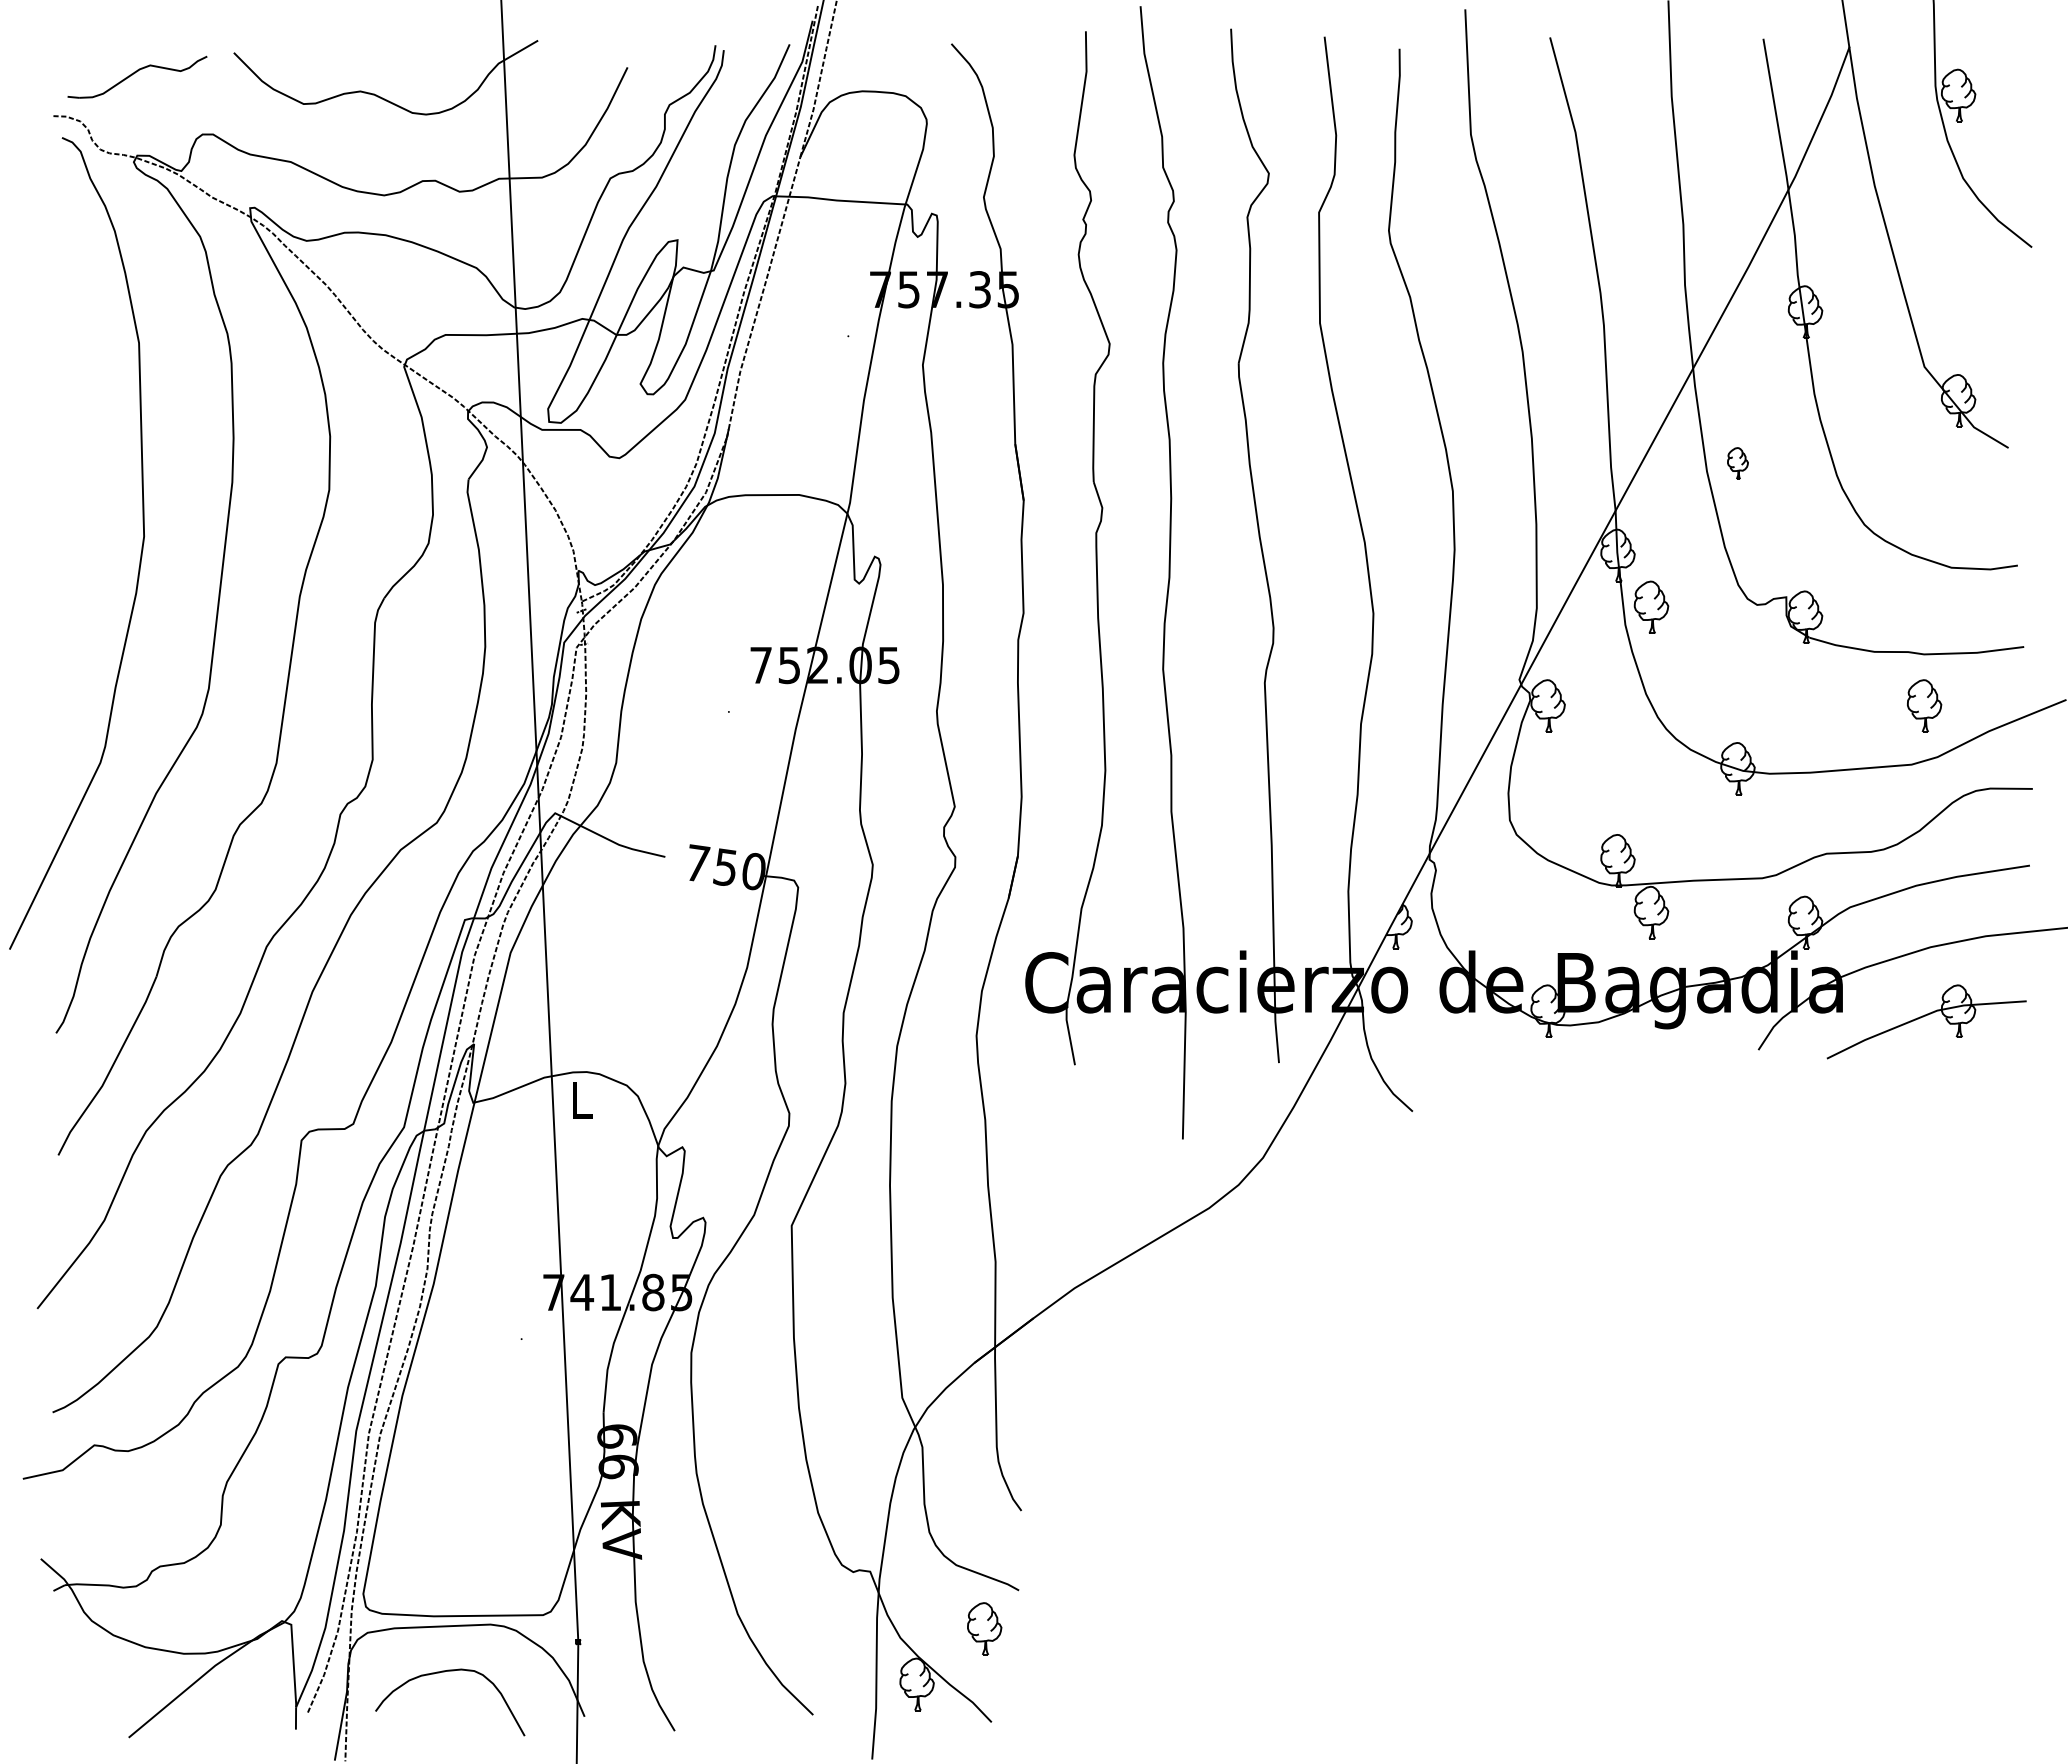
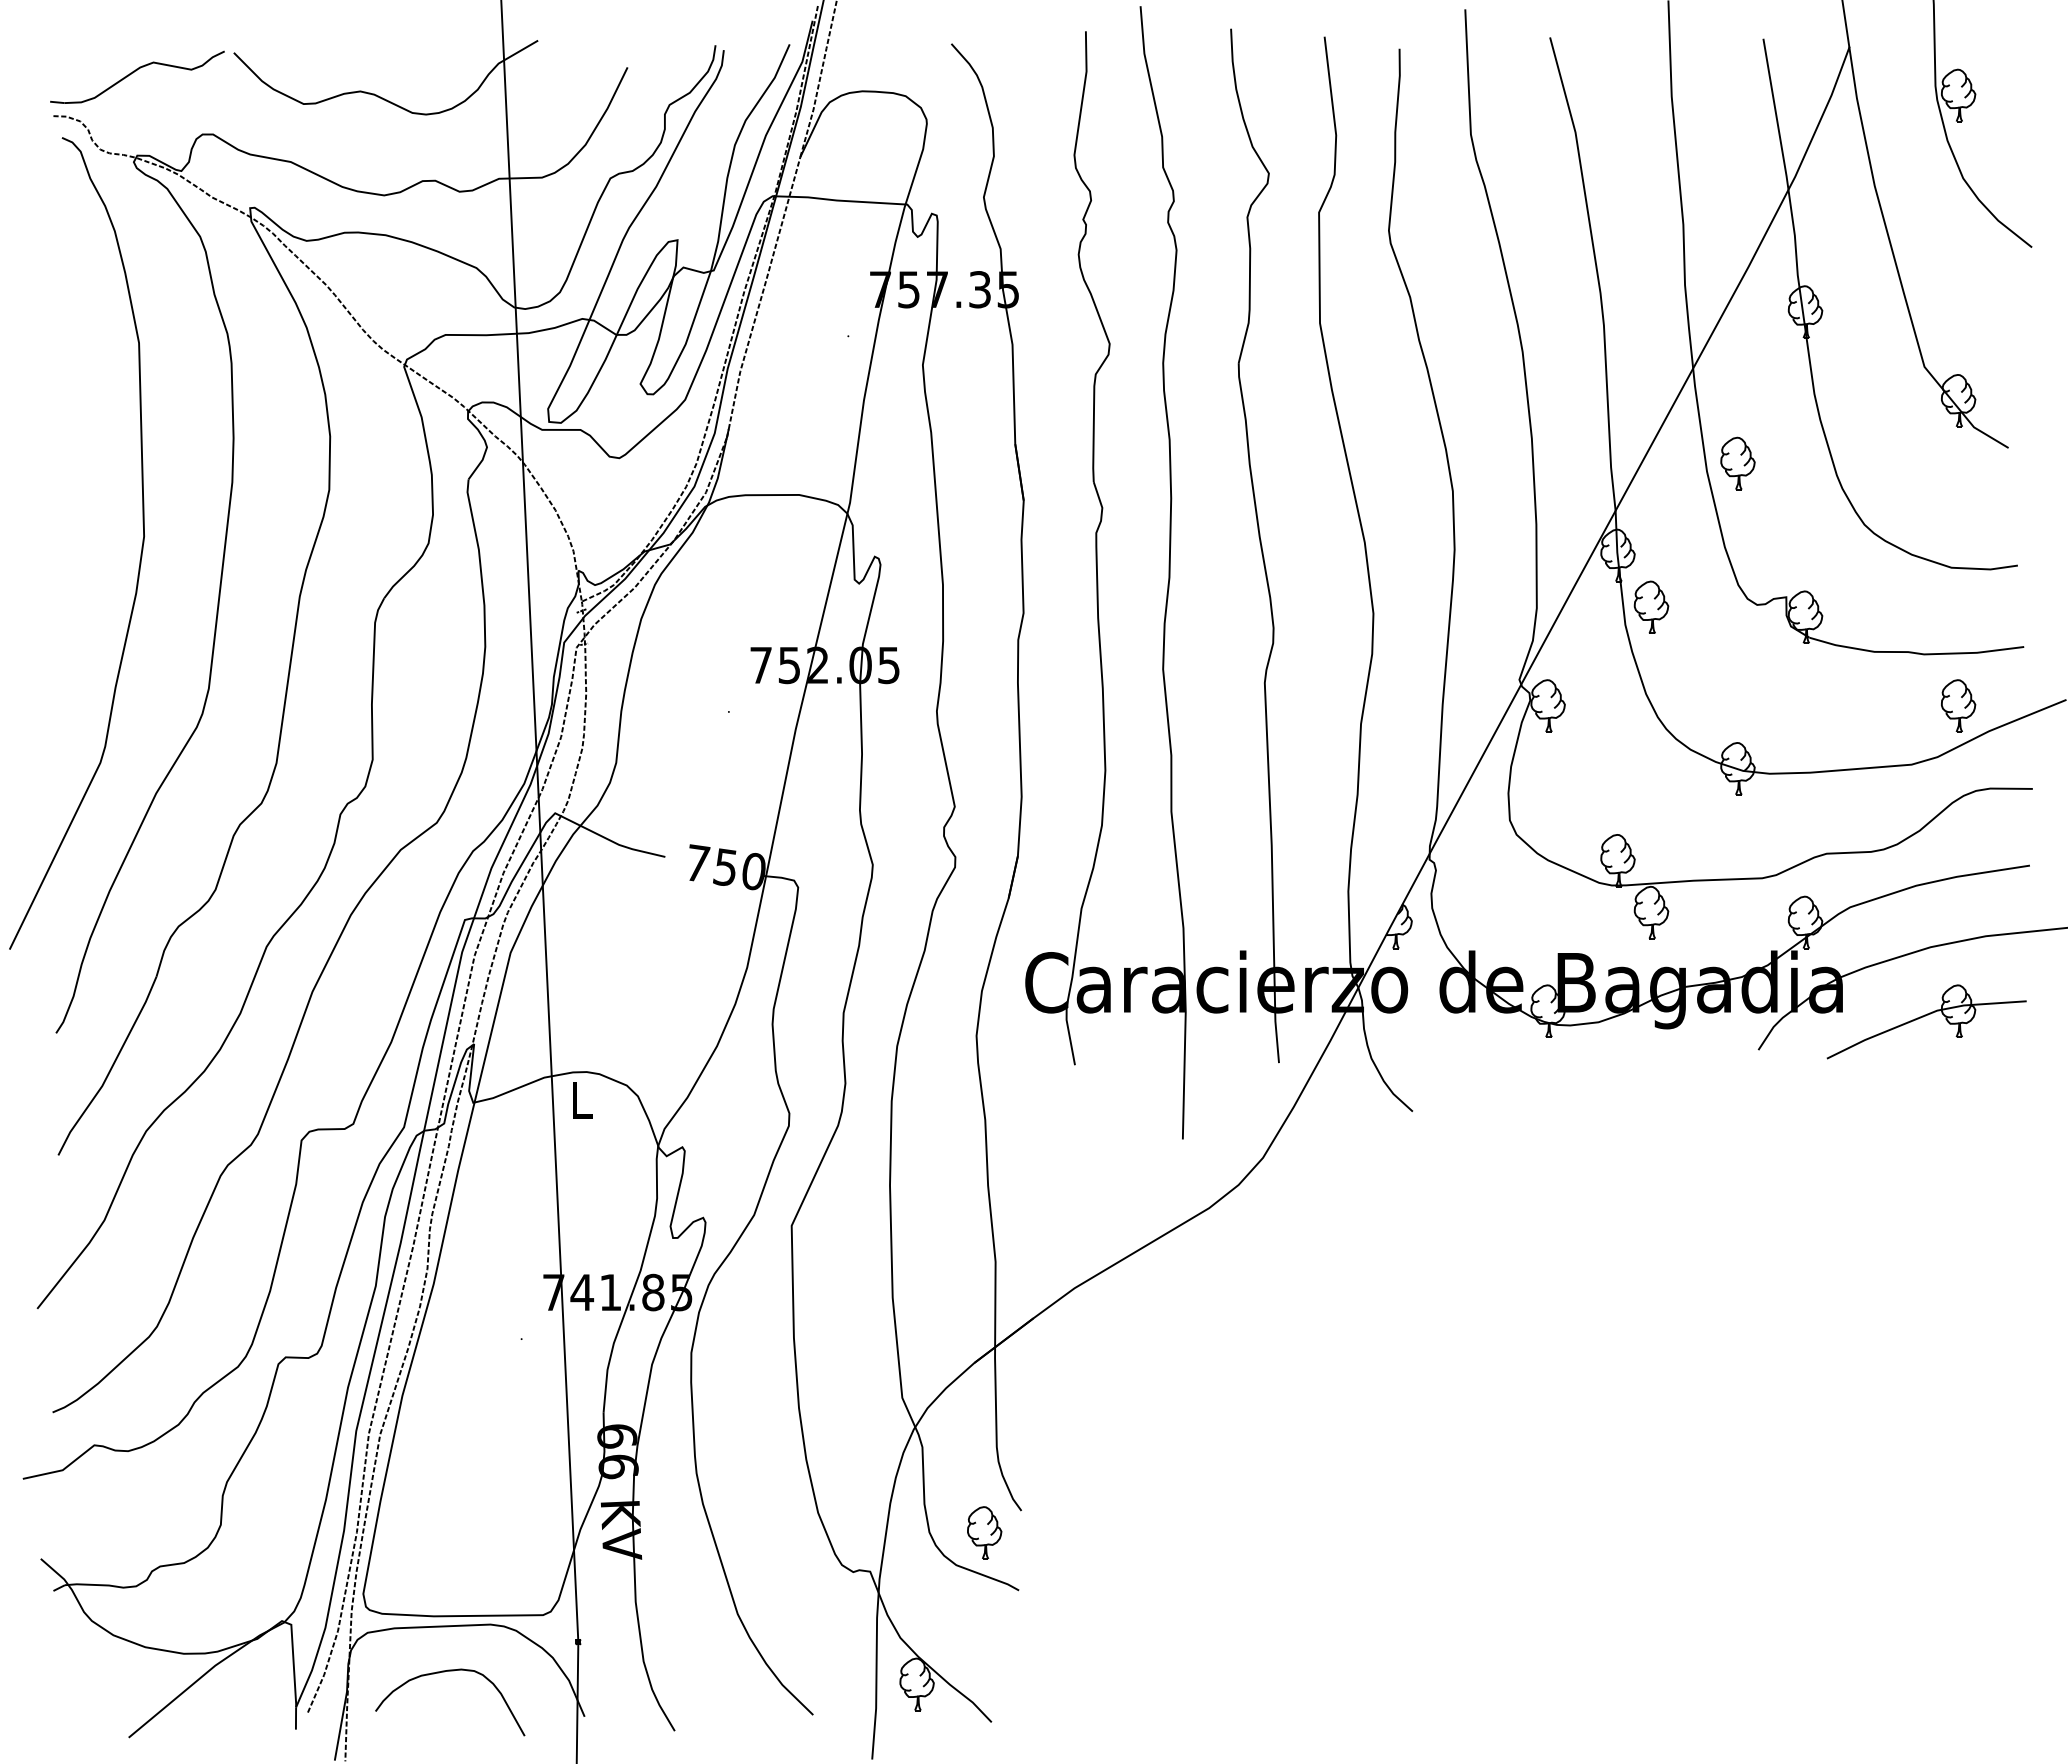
part size: 141x44 px -> 175x54 px (137, 76)
part size: 22x33 px -> 36x55 px (1737, 463)
part position: (1924, 705) -> (1958, 705) (1958, 705)
part position: (984, 1628) -> (984, 1532) (984, 1532)
